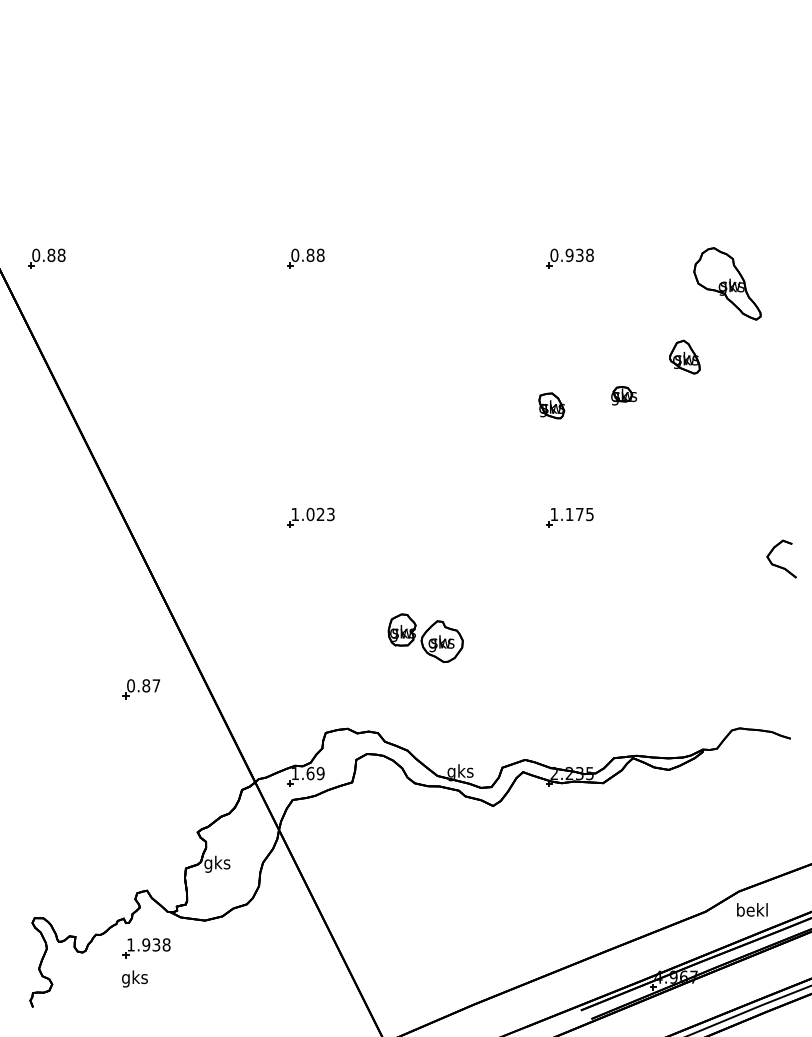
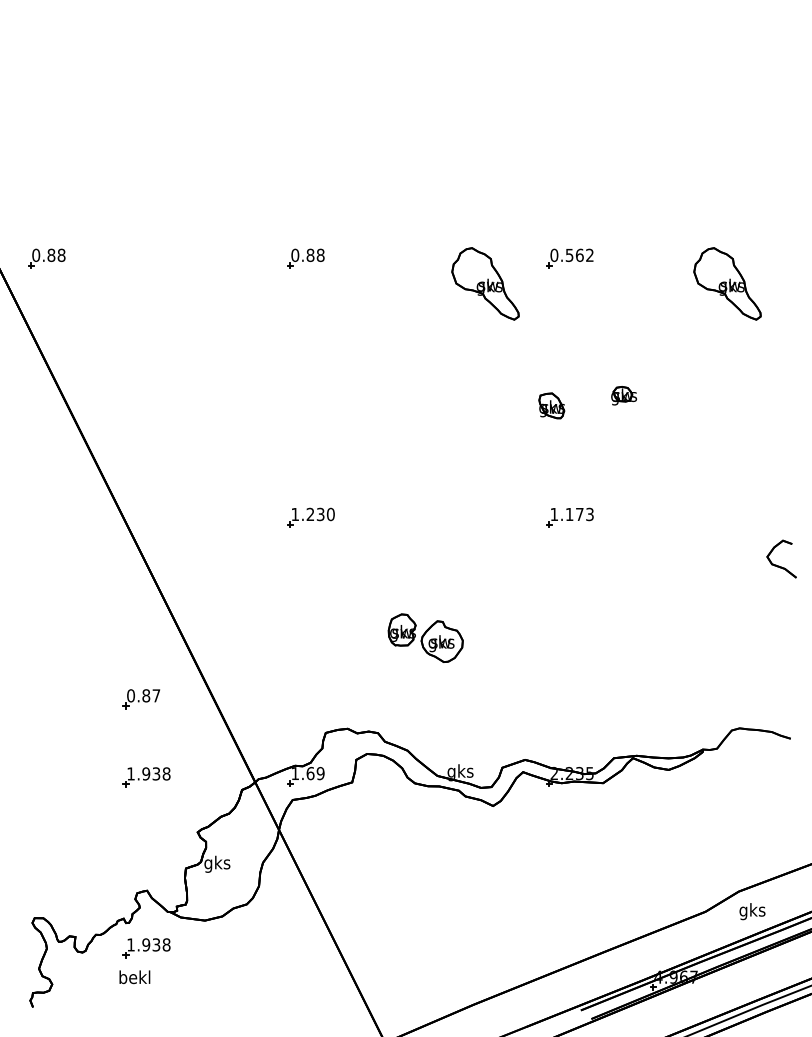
text: 0.938 -> 0.562 (579, 254)
part: none -> present (485, 283)
part: present -> none (684, 356)
text: 1.175 -> 1.173 (589, 513)
text: 1.023 -> 1.230 (320, 514)
part position: (141, 689) -> (141, 699) (141, 699)
part: none -> present (146, 777)
text: bekl -> gks (752, 911)
text: gks -> bekl (134, 978)
